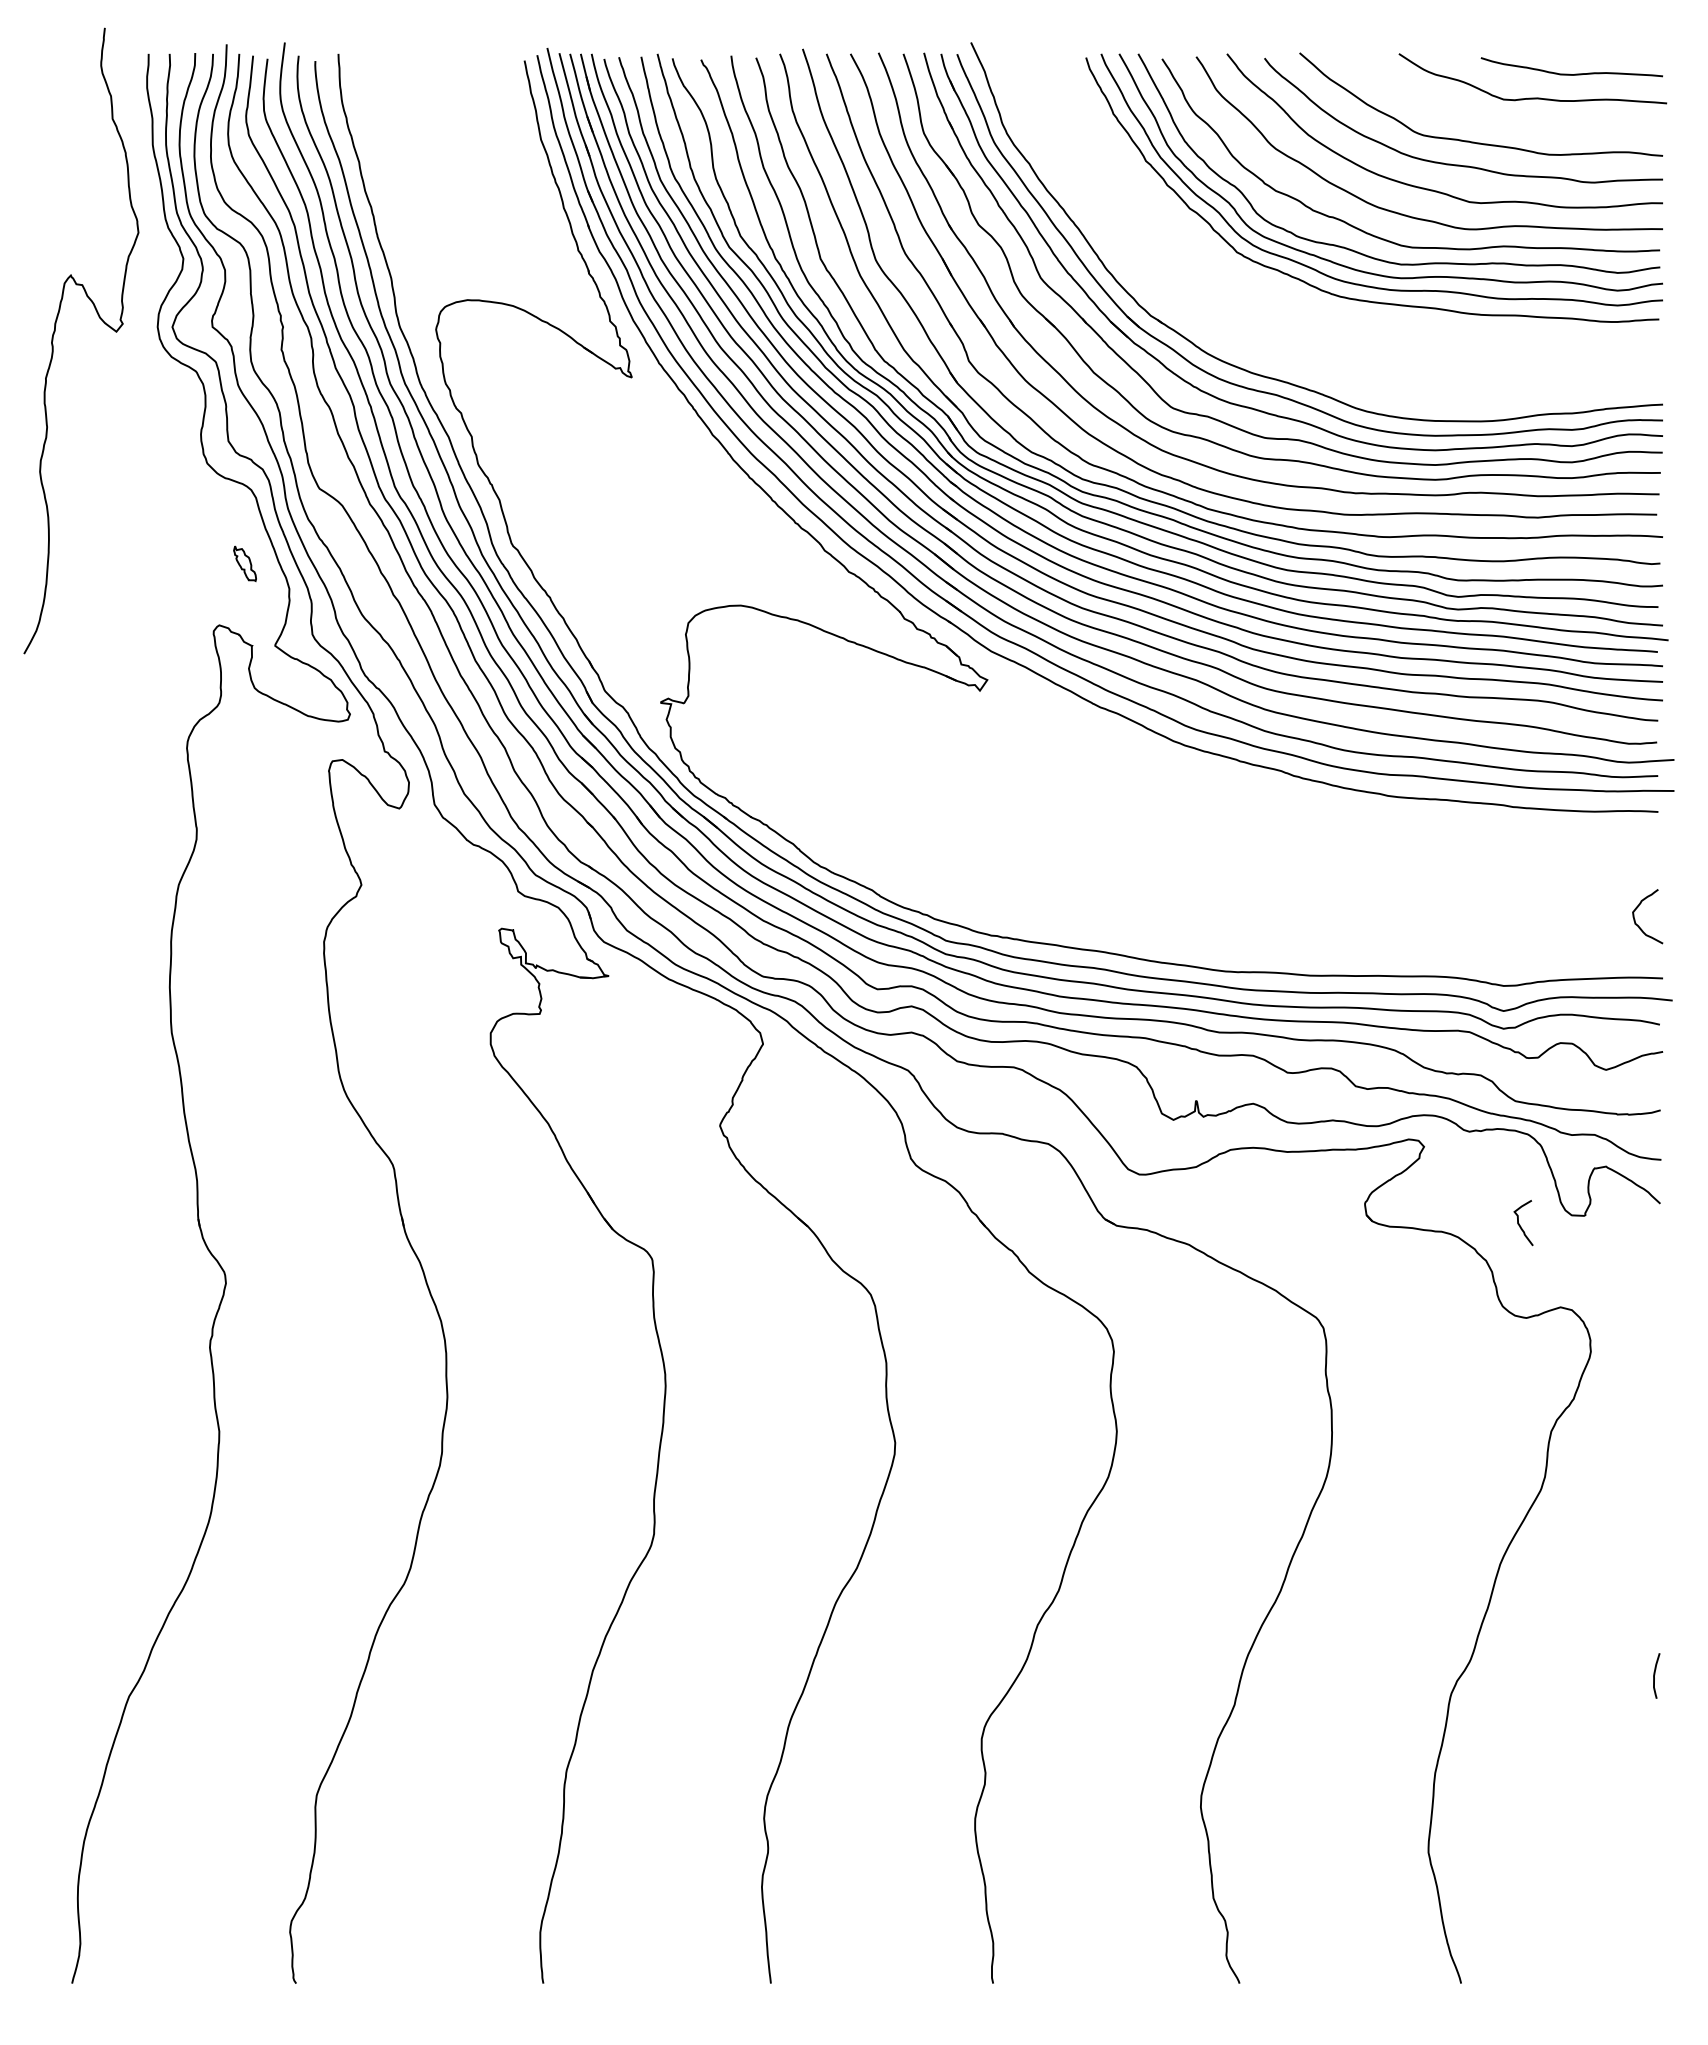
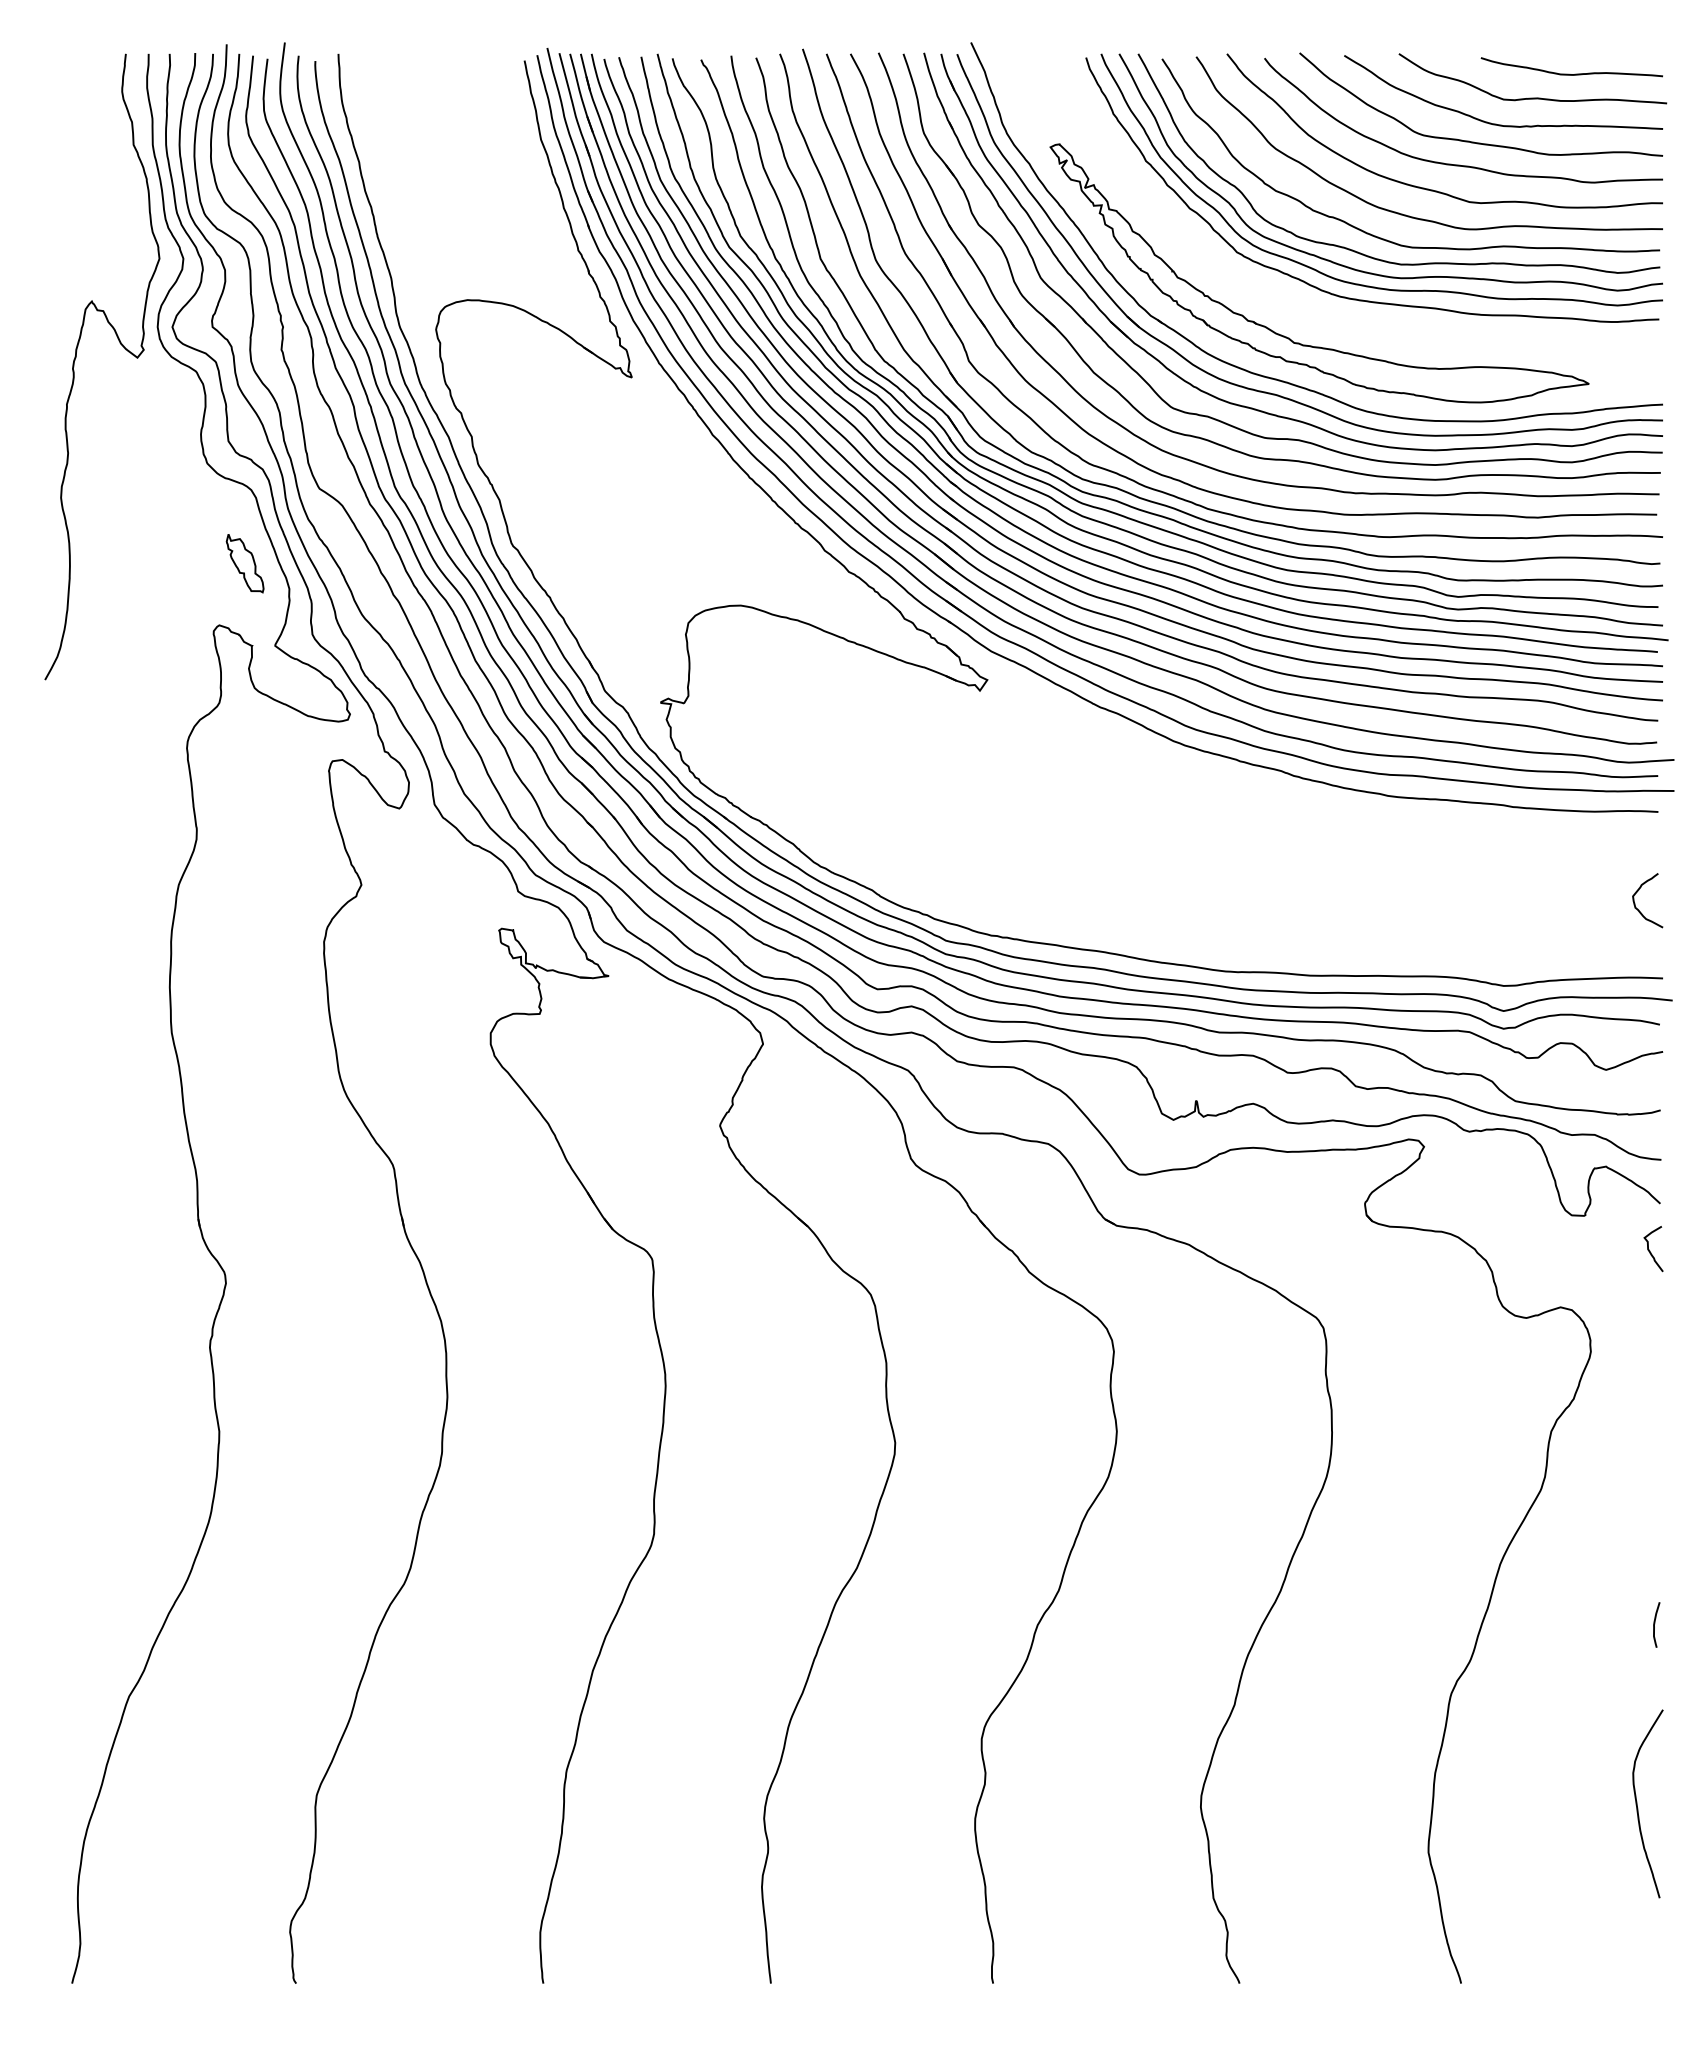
curve: none -> present (1496, 123)
curve position: (55, 332) -> (76, 358) (76, 358)
part: none -> present (1289, 337)
part size: 24x38 px -> 40x60 px (244, 563)
curve position: (1635, 919) -> (1635, 903) (1635, 903)
curve position: (1520, 1225) -> (1650, 1251) (1650, 1251)
curve position: (1655, 1674) -> (1655, 1623) (1655, 1623)
curve: none -> present (1637, 1803)
